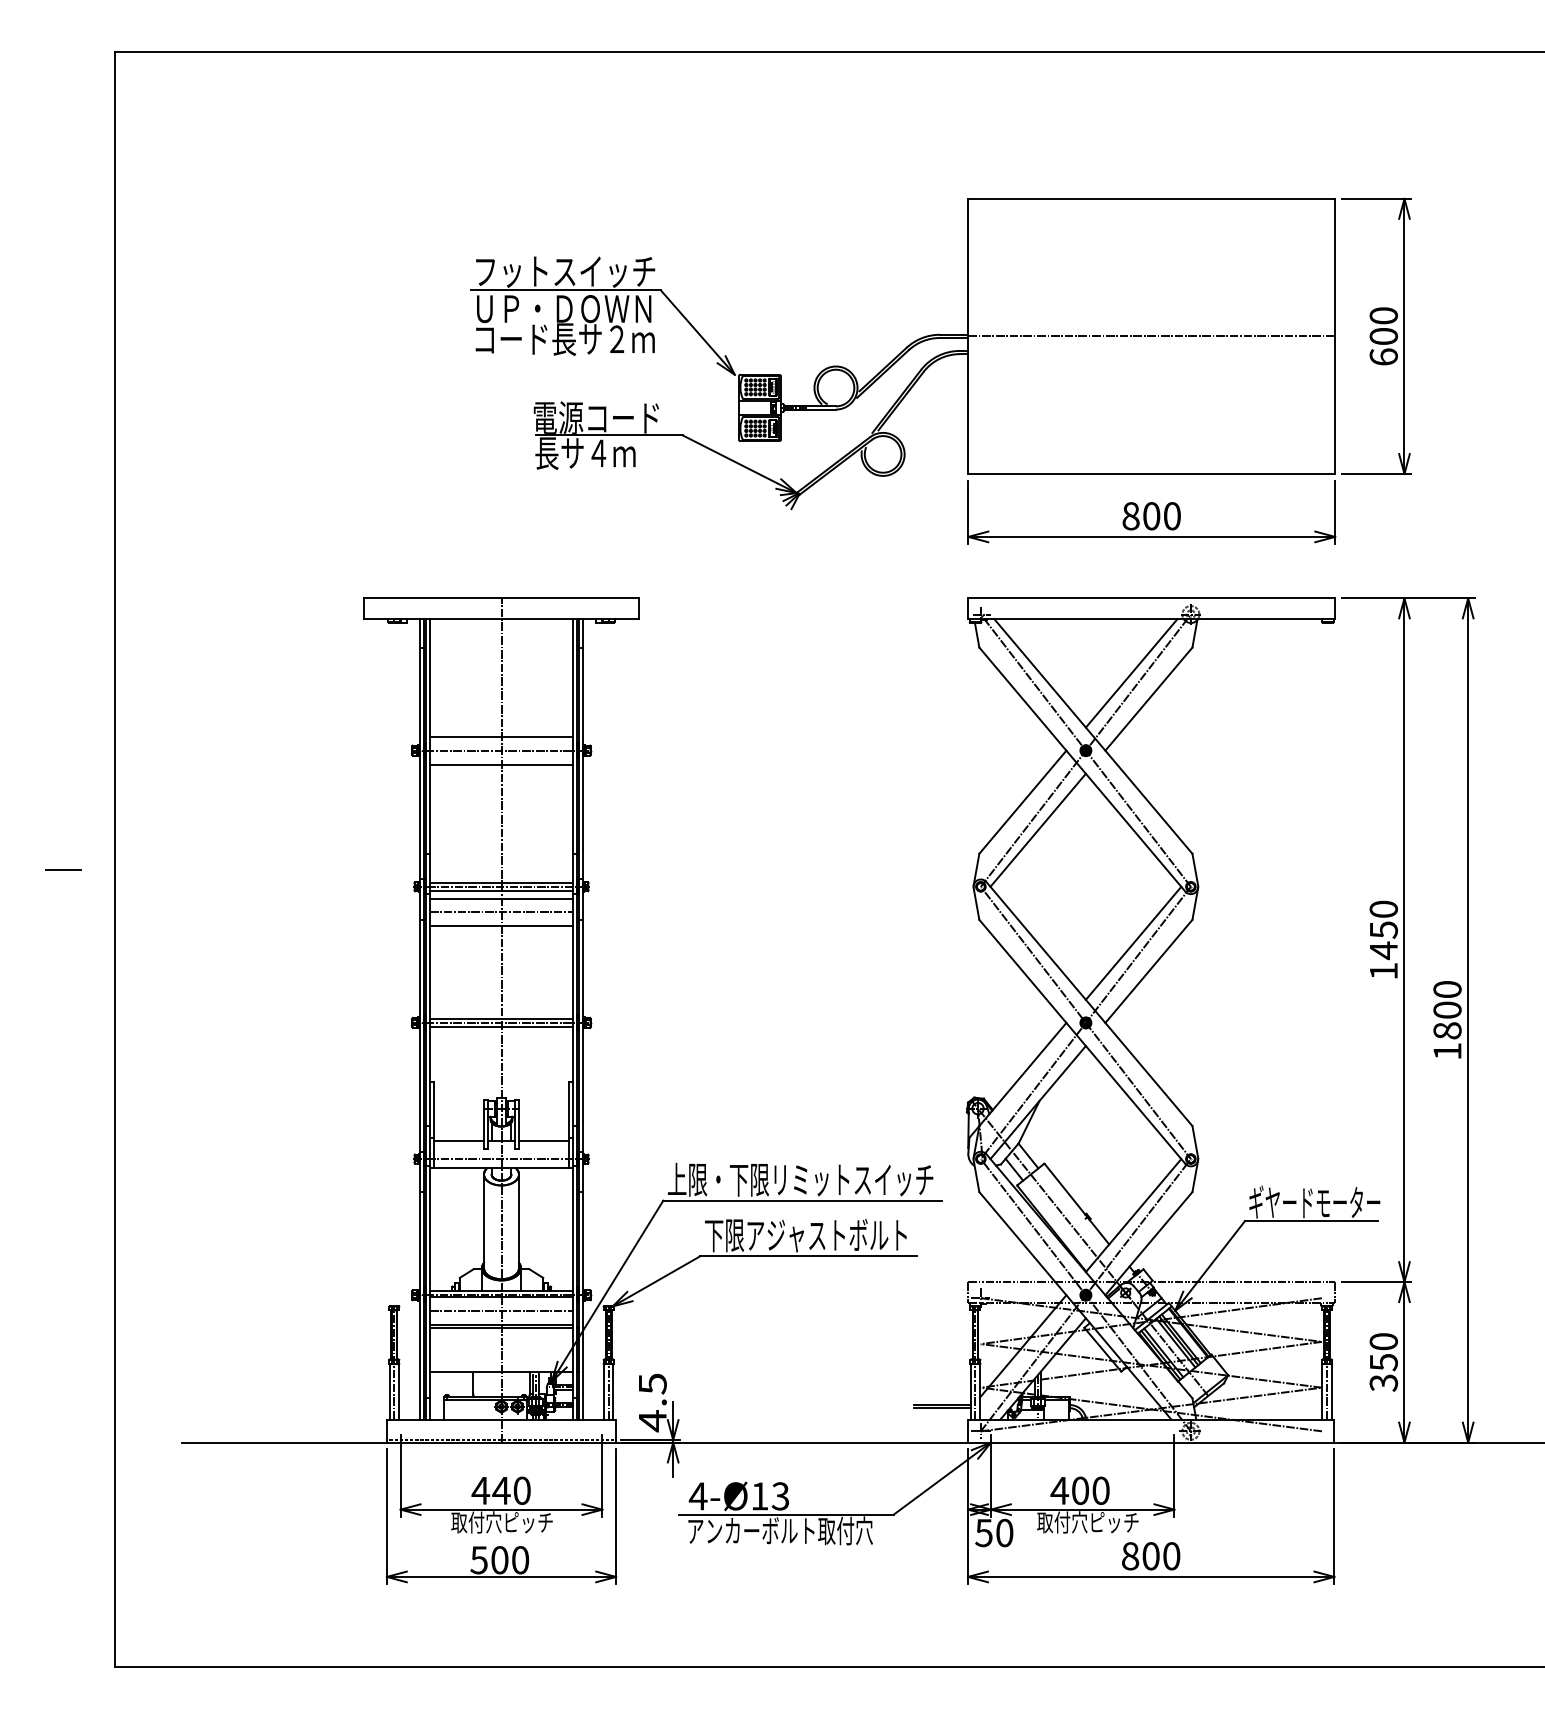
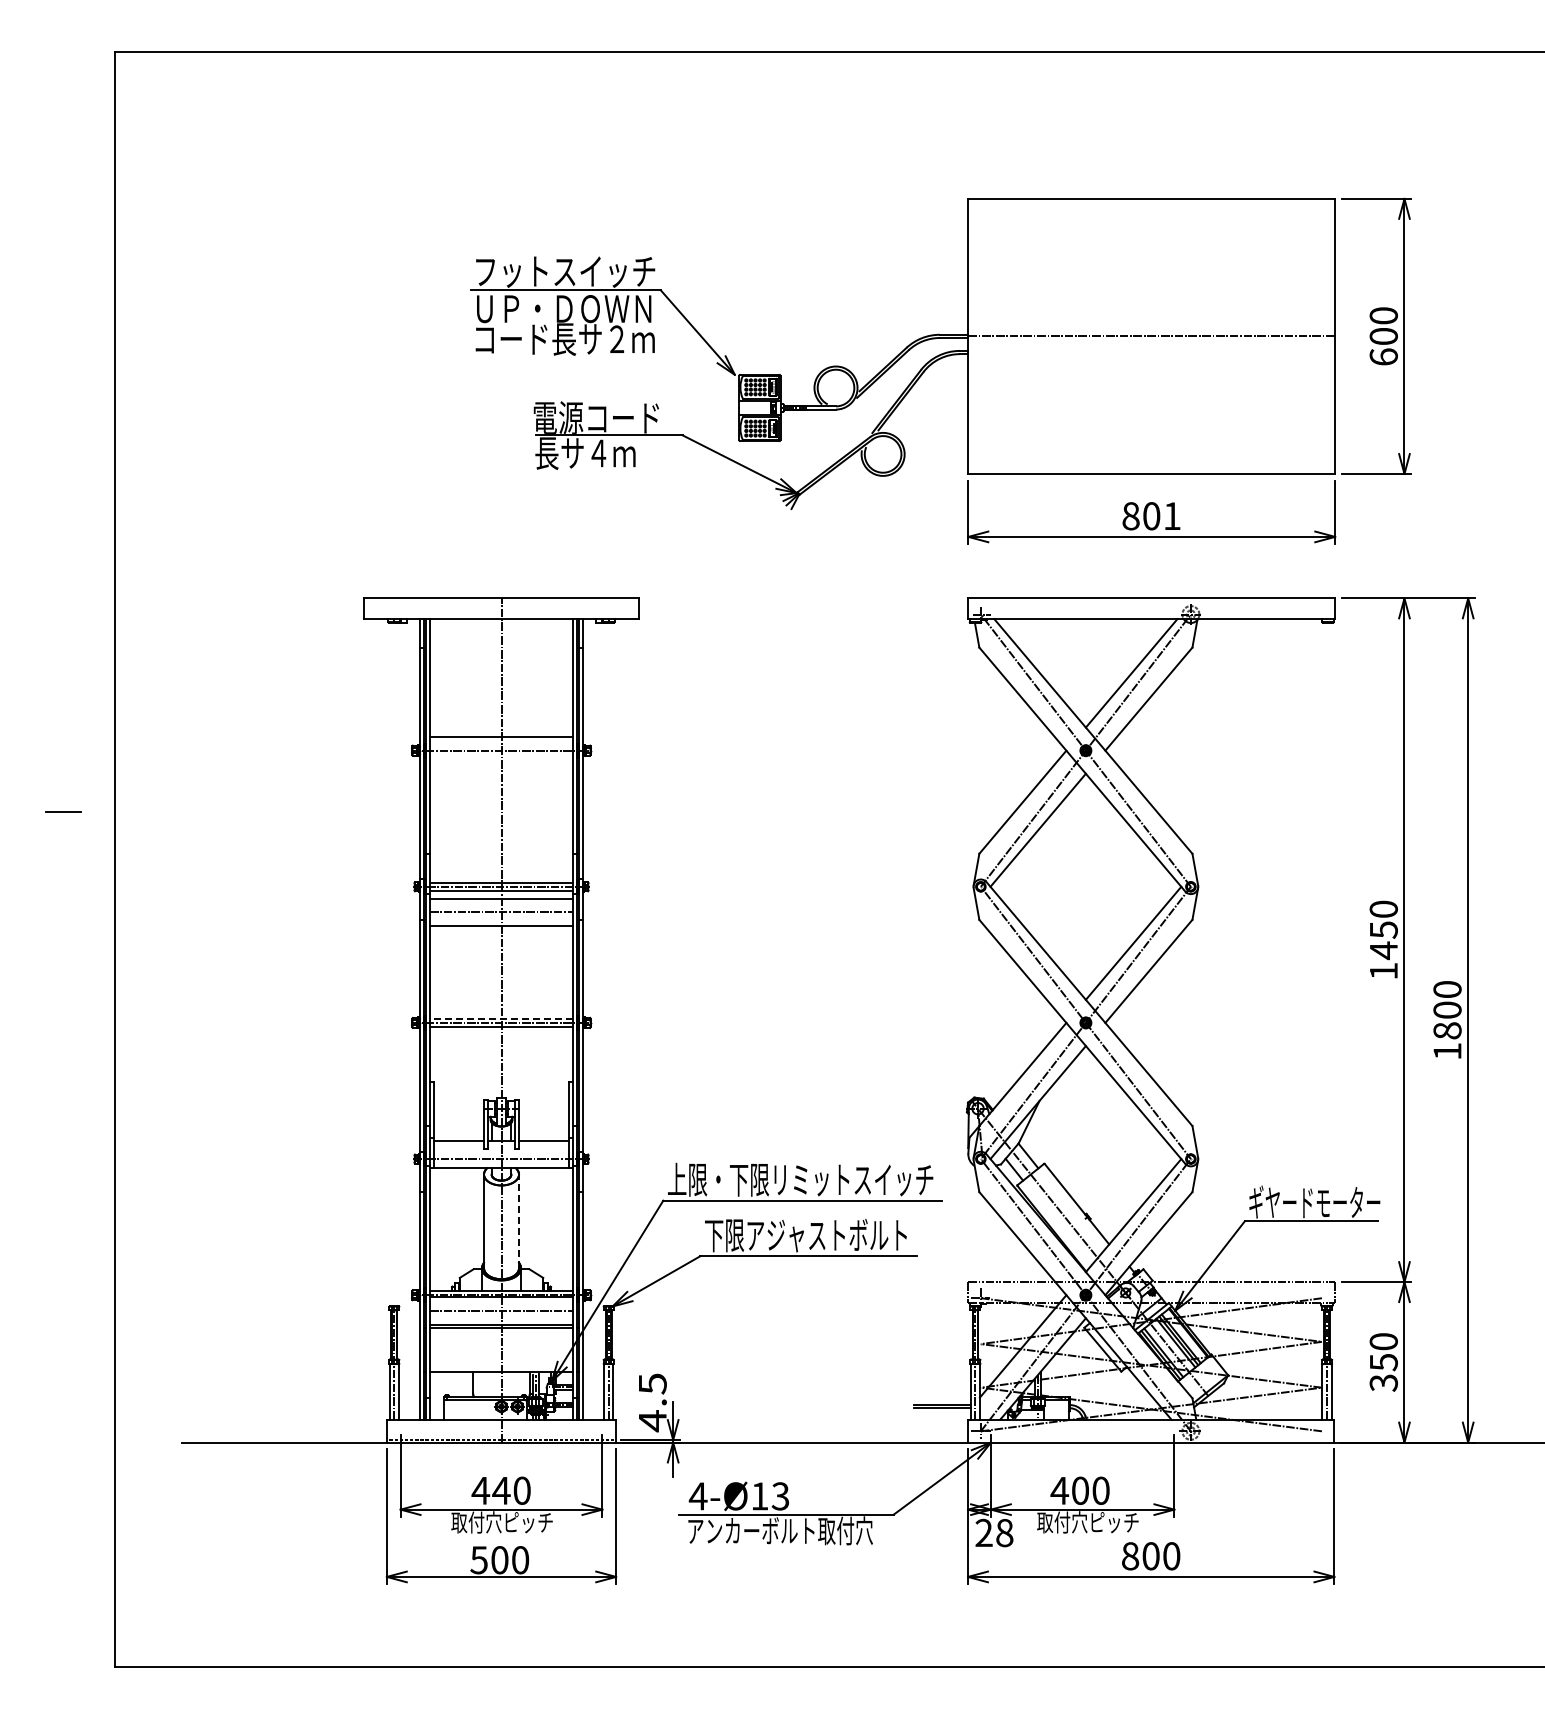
text: 800 -> 801 (1172, 516)
line: present -> none (501, 764)
line position: (63, 869) -> (63, 811) (63, 811)
line: solid -> dashed (501, 1018)
line: solid -> dashed (519, 1221)
text: 50 -> 28 (994, 1532)
